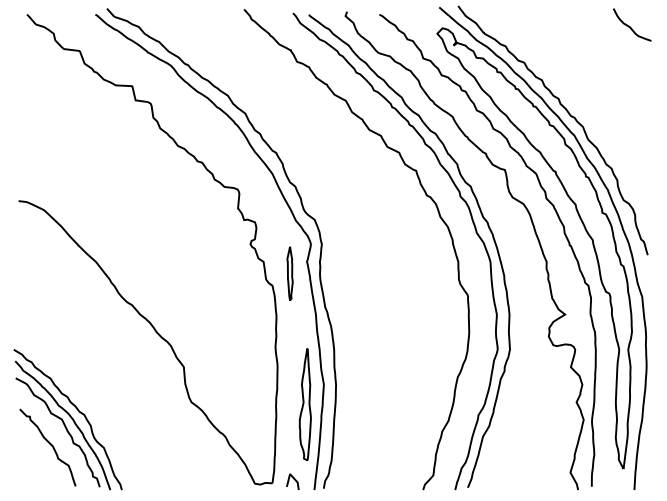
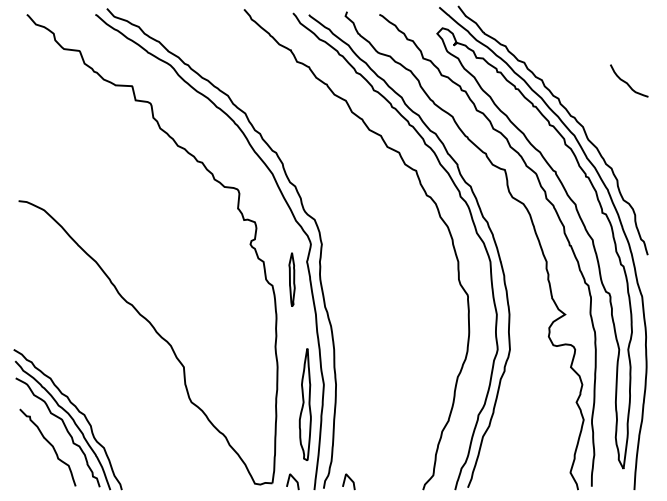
curve position: (630, 26) -> (627, 82) (627, 82)
part position: (289, 273) -> (291, 279) (291, 279)
line: none -> present (349, 479)
